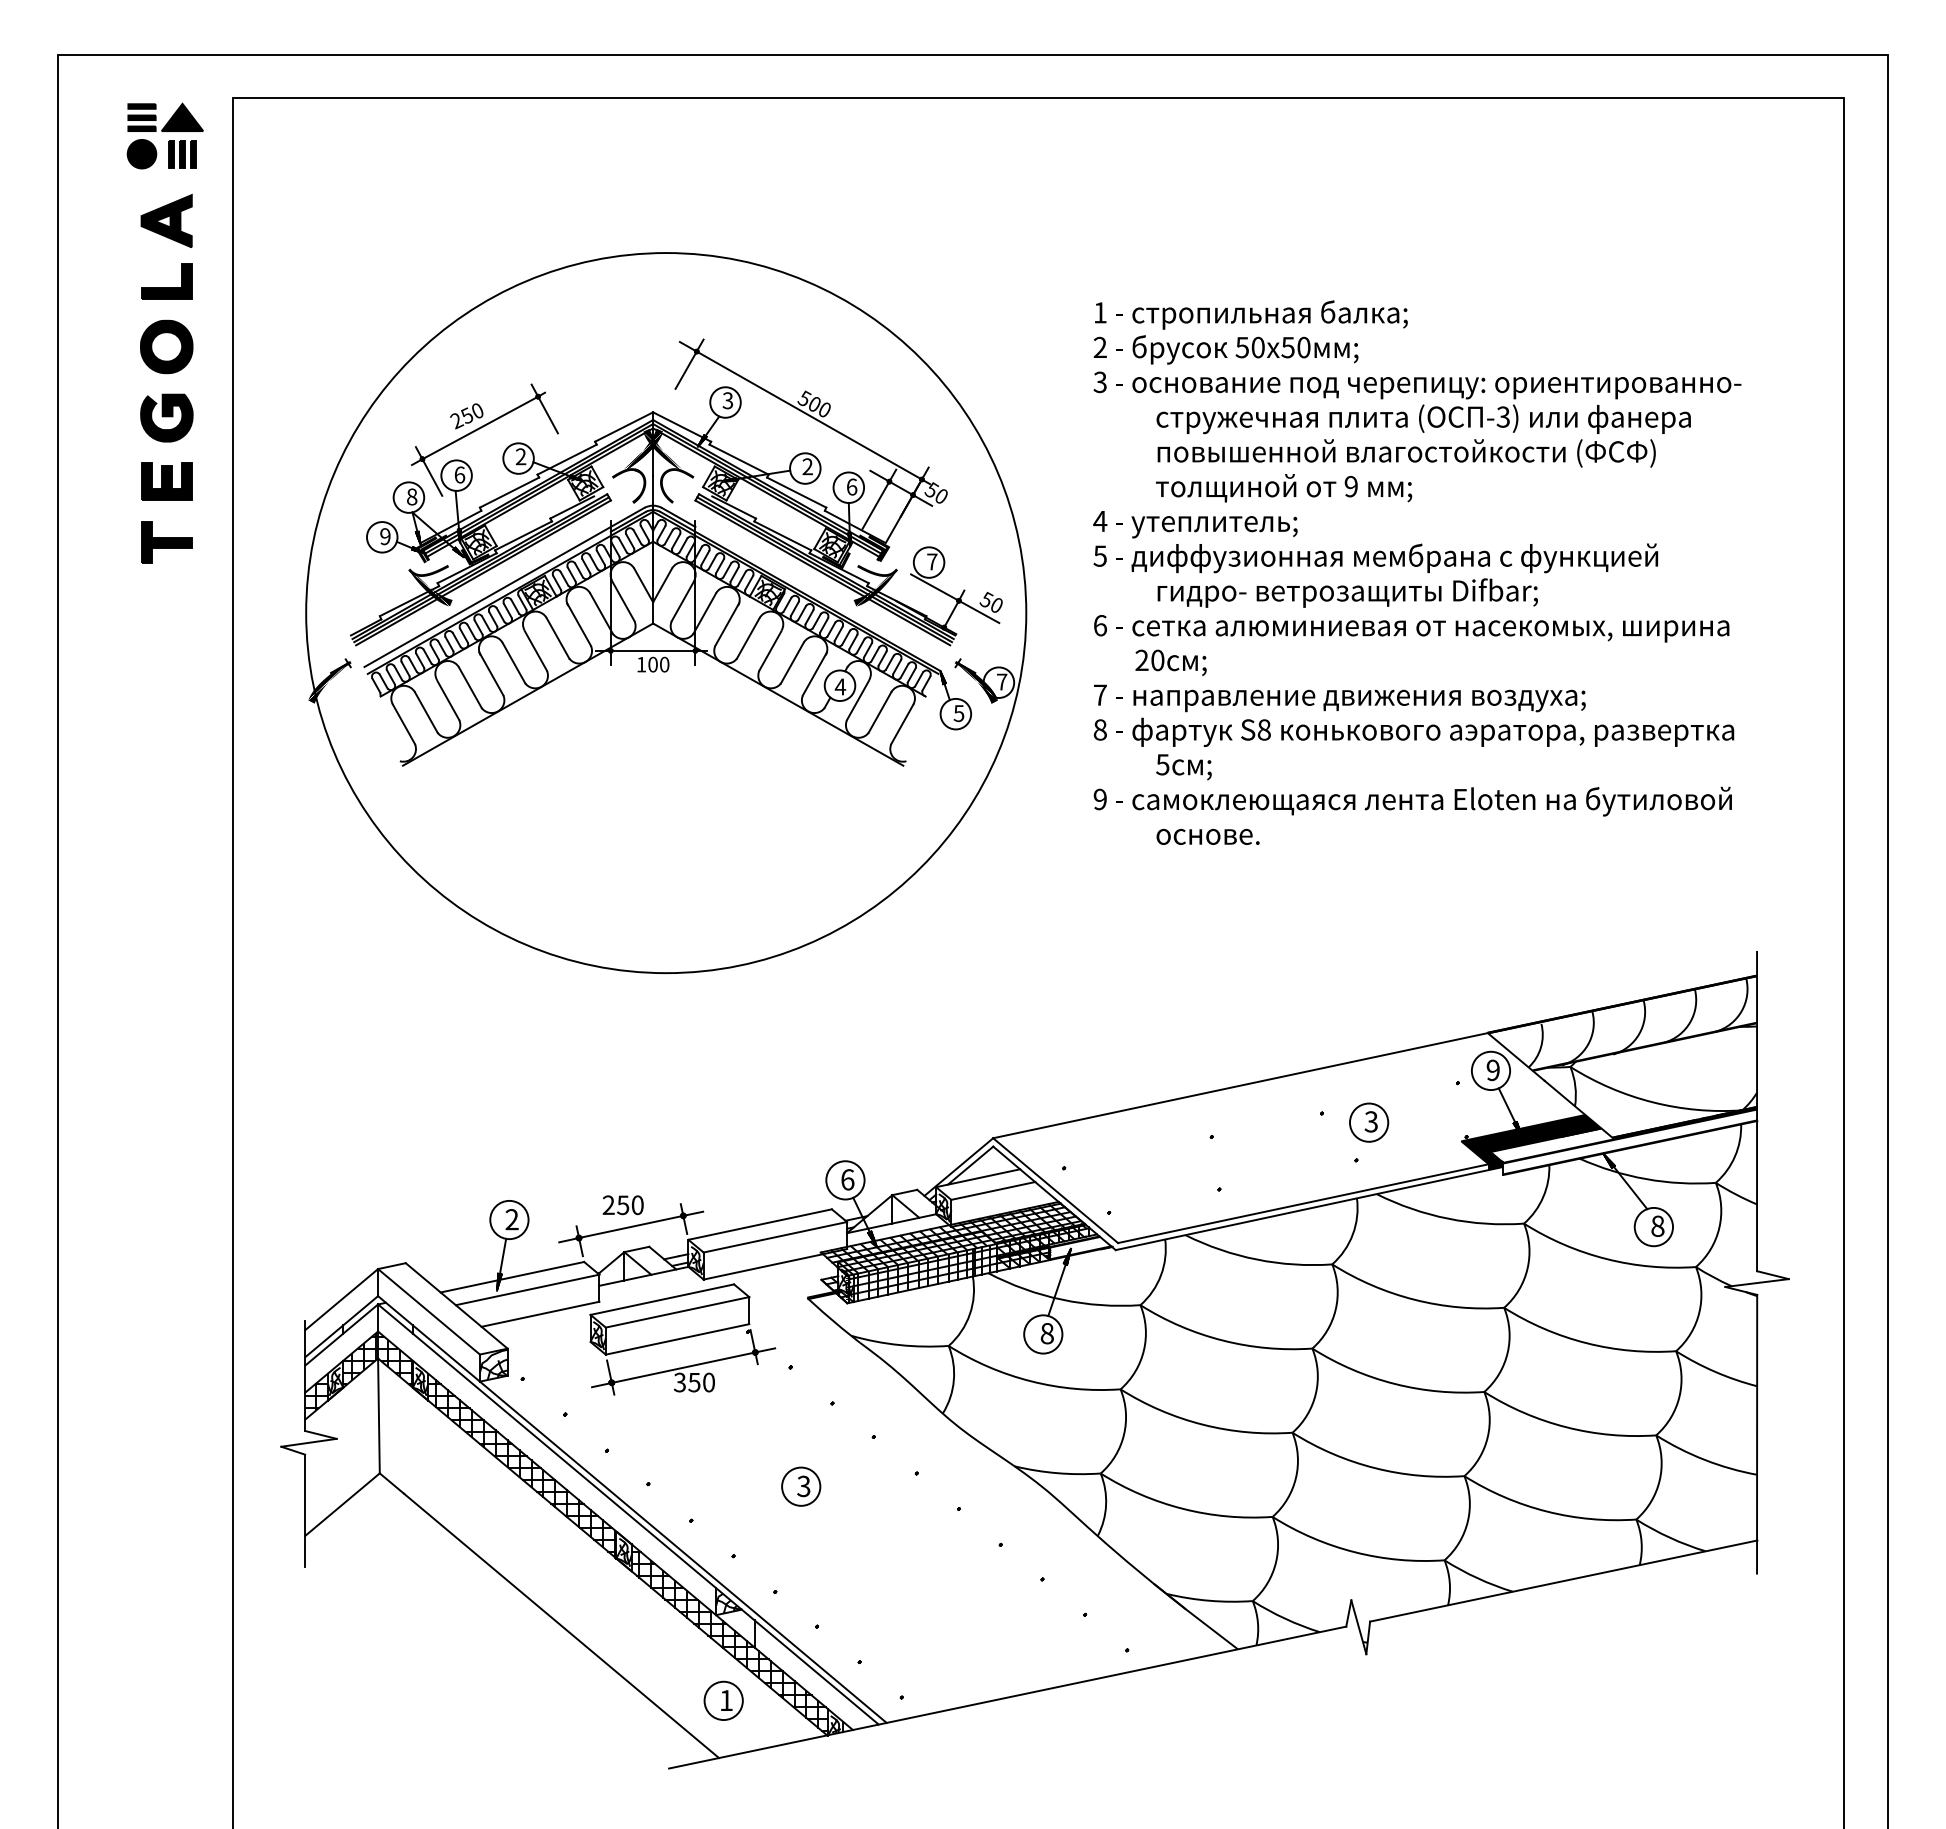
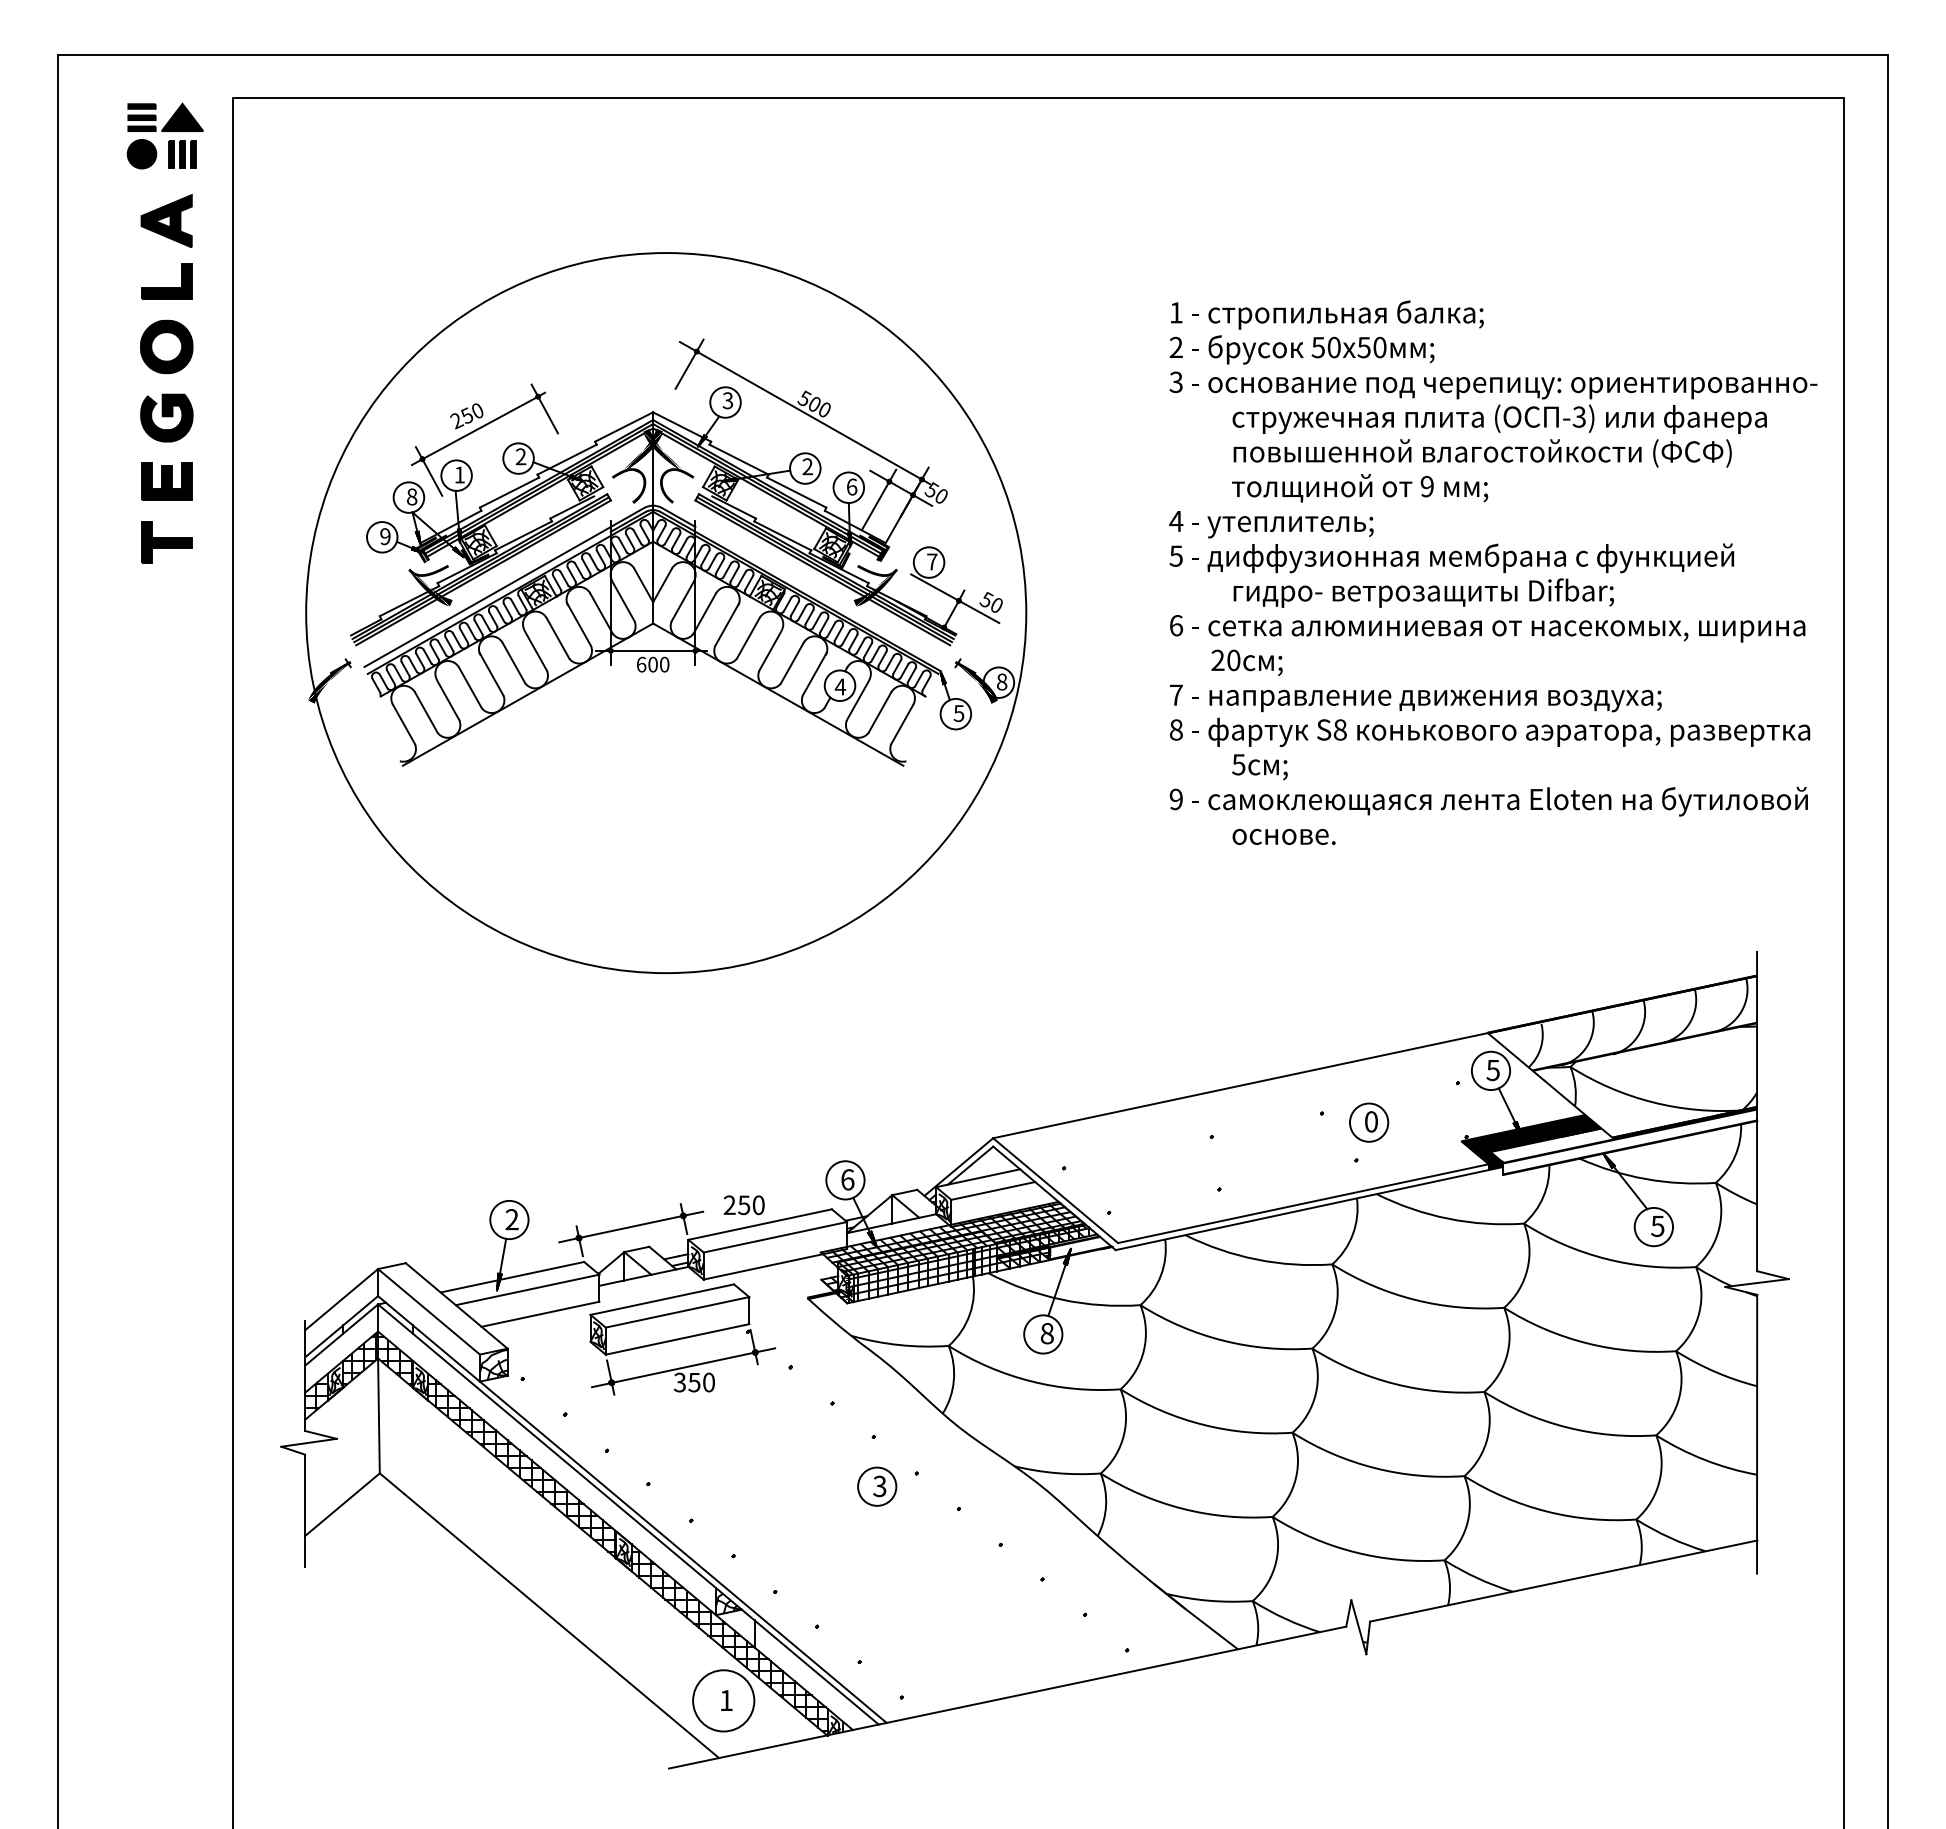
text: 6 -> 1 (459, 474)
text position: (1417, 572) -> (1493, 572) (1493, 572)
text: 100 -> 600 (641, 664)
text: 7 -> 8 (1002, 681)
text: 9 -> 5 (1492, 1069)
text: 3 -> 0 (1370, 1121)
text position: (622, 1205) -> (743, 1205) (743, 1205)
text: 8 -> 5 (1657, 1225)
part position: (801, 1486) -> (877, 1486) (877, 1486)
circle diameter: 38 px -> 61 px (723, 1700)
